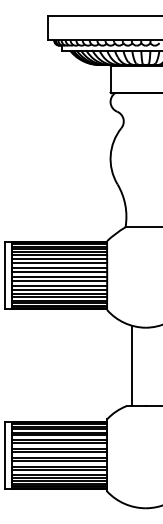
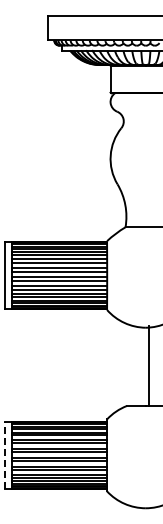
line position: (131, 365) -> (148, 365) (148, 365)
line: solid -> dashed (4, 454)
